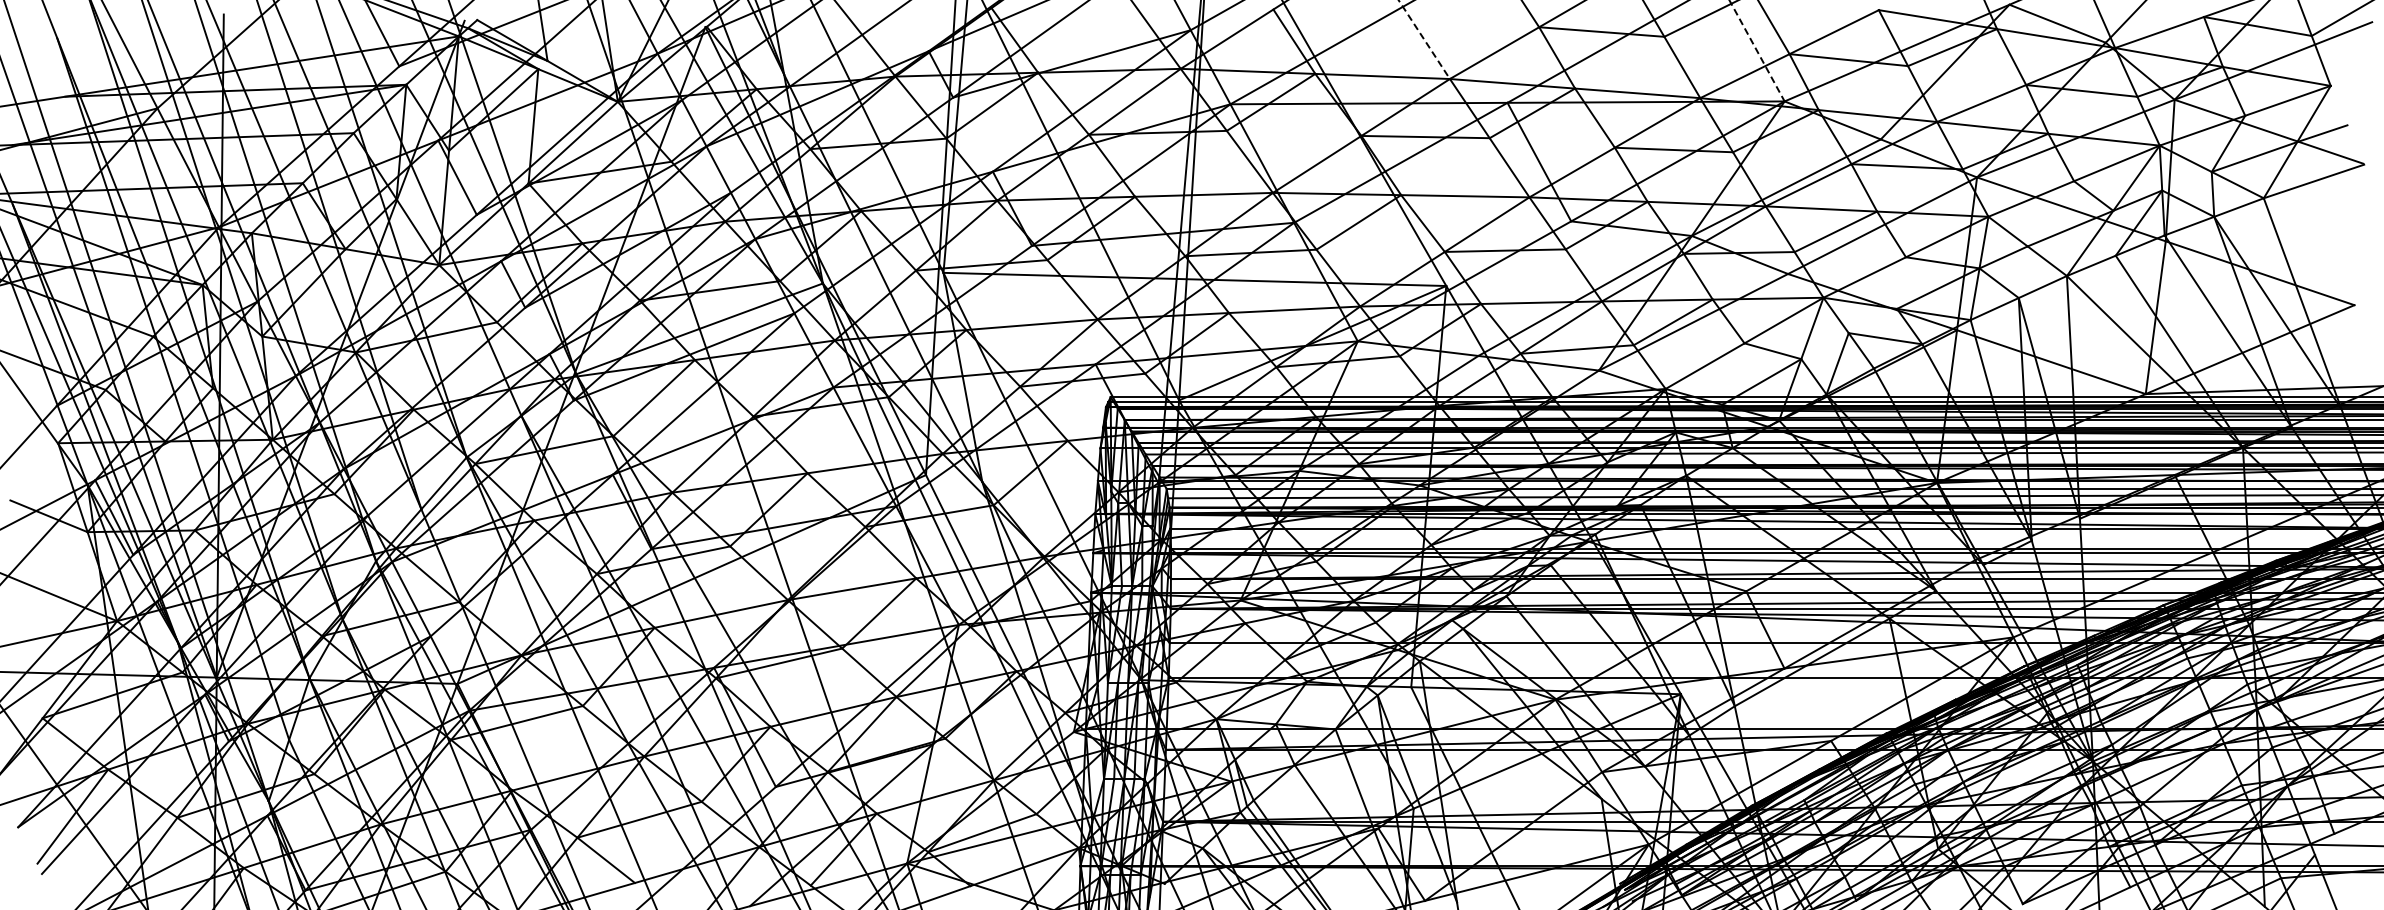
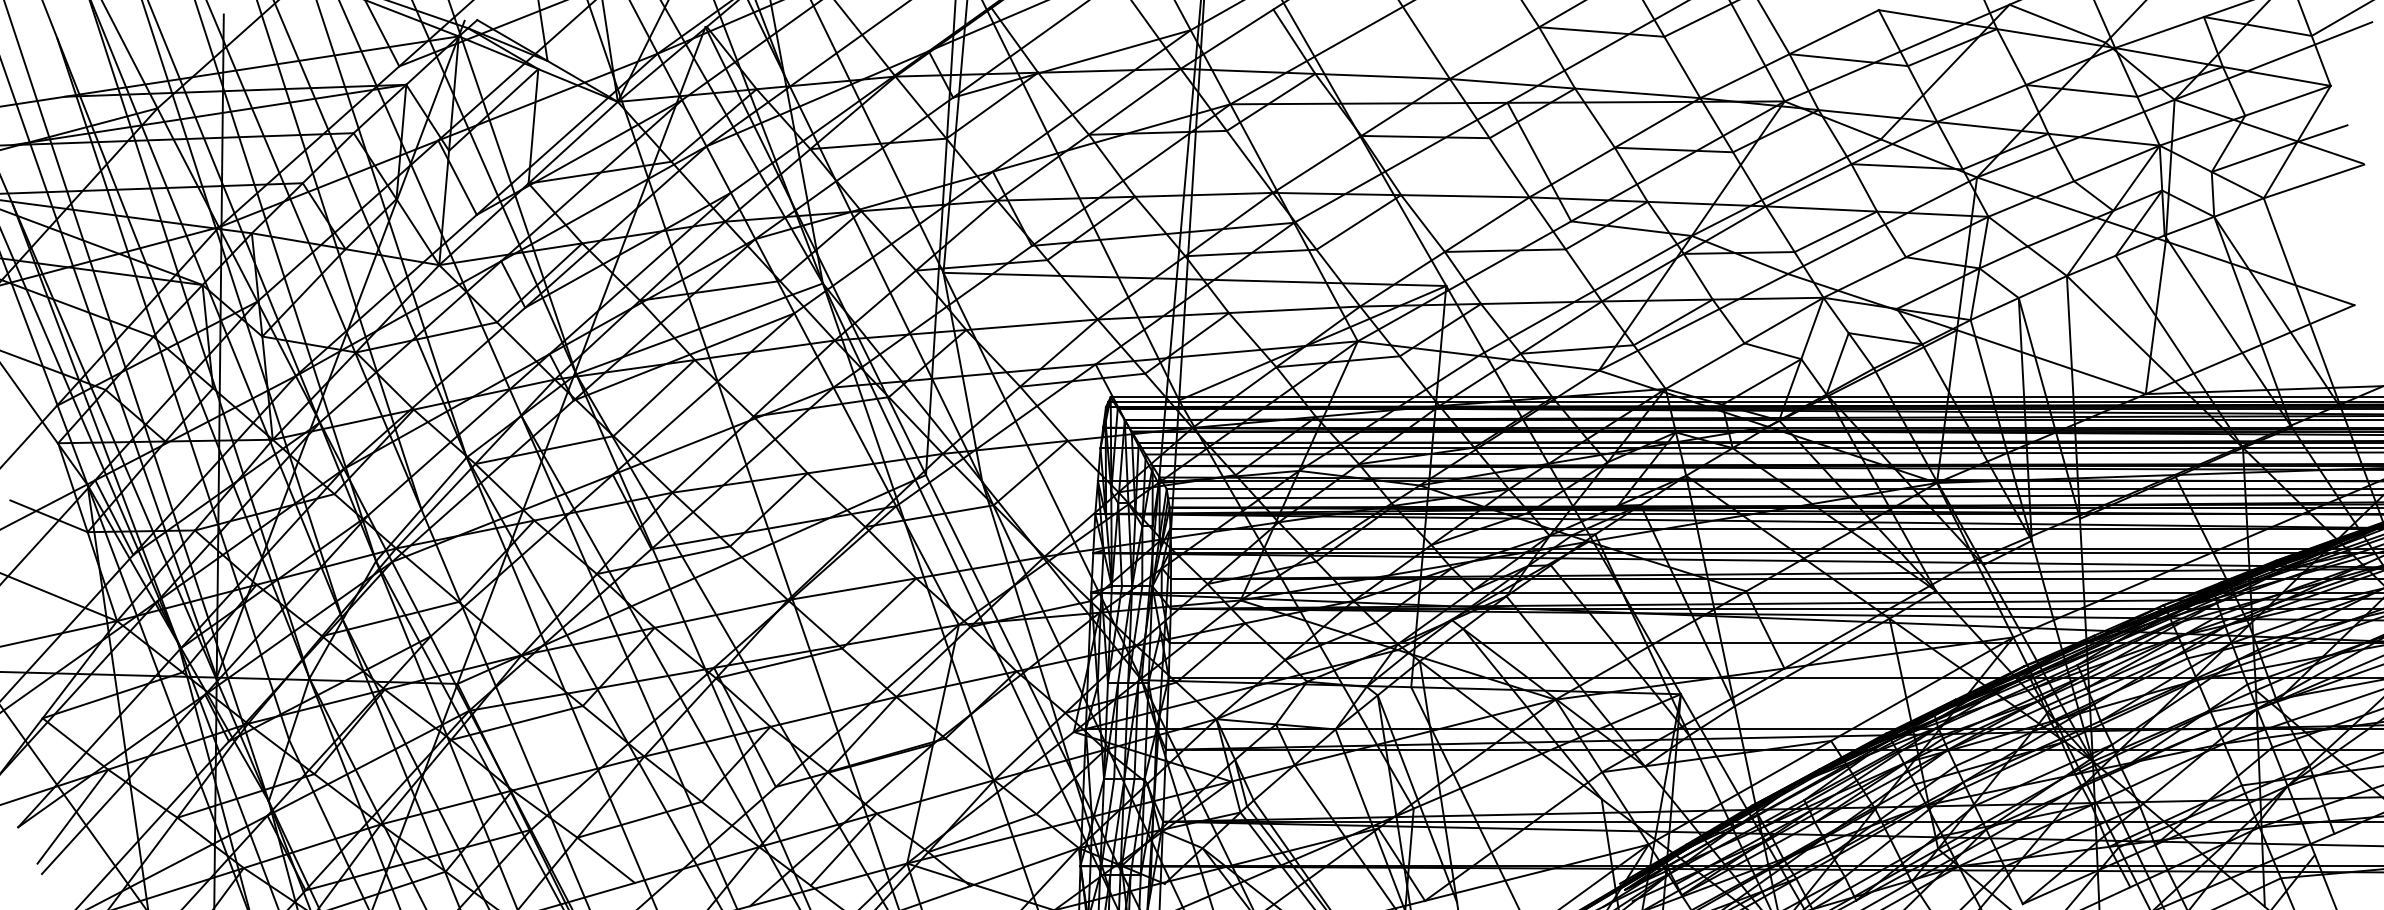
line: dashed -> solid (1424, 39)
line: dashed -> solid (1757, 51)
